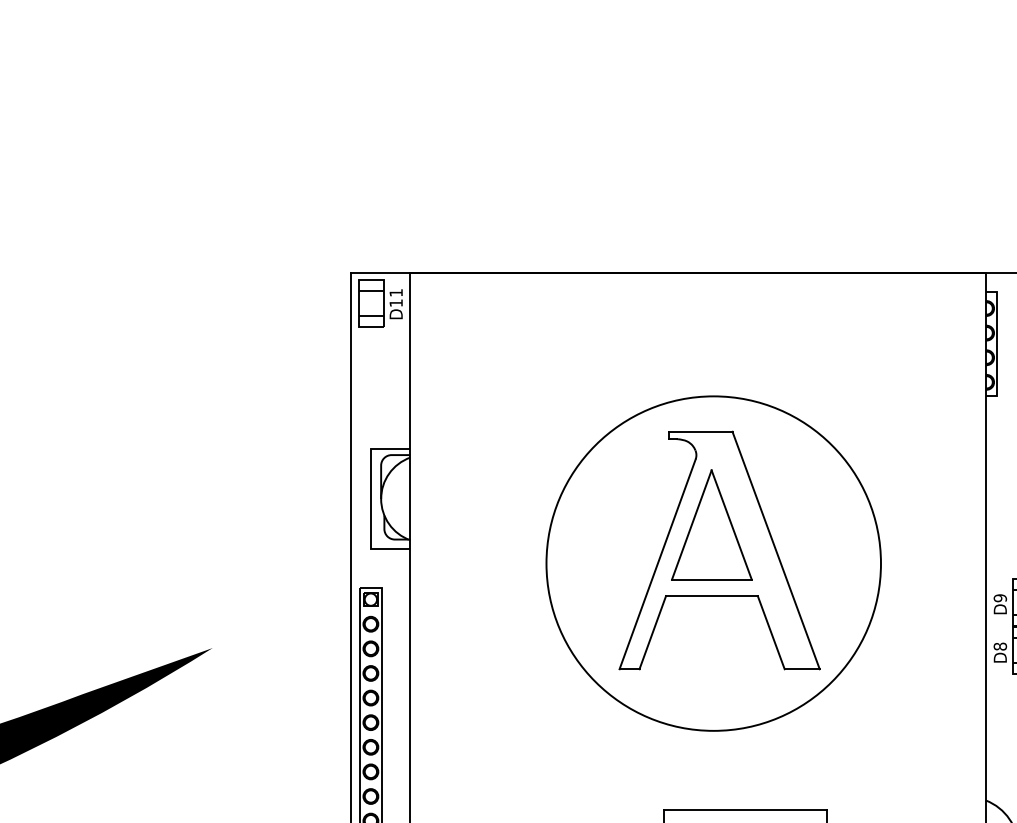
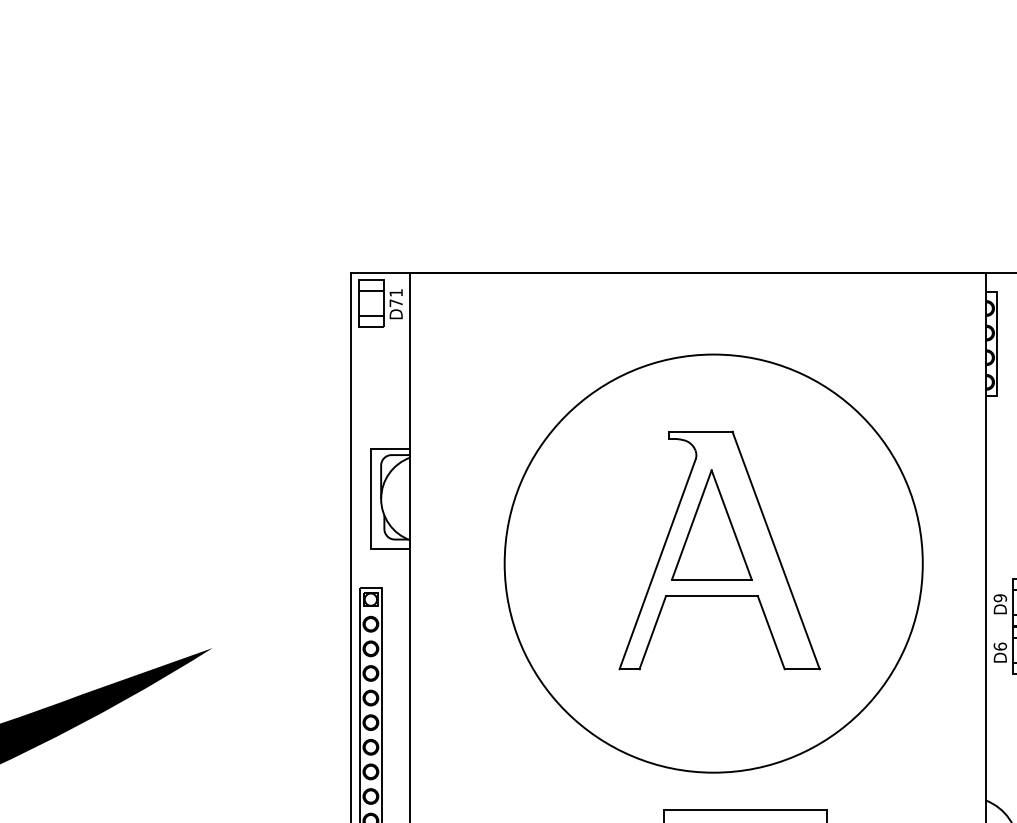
text: D11 -> D71 (395, 302)
circle diameter: 334 px -> 418 px (713, 563)
text: D8 -> D6 (999, 646)
